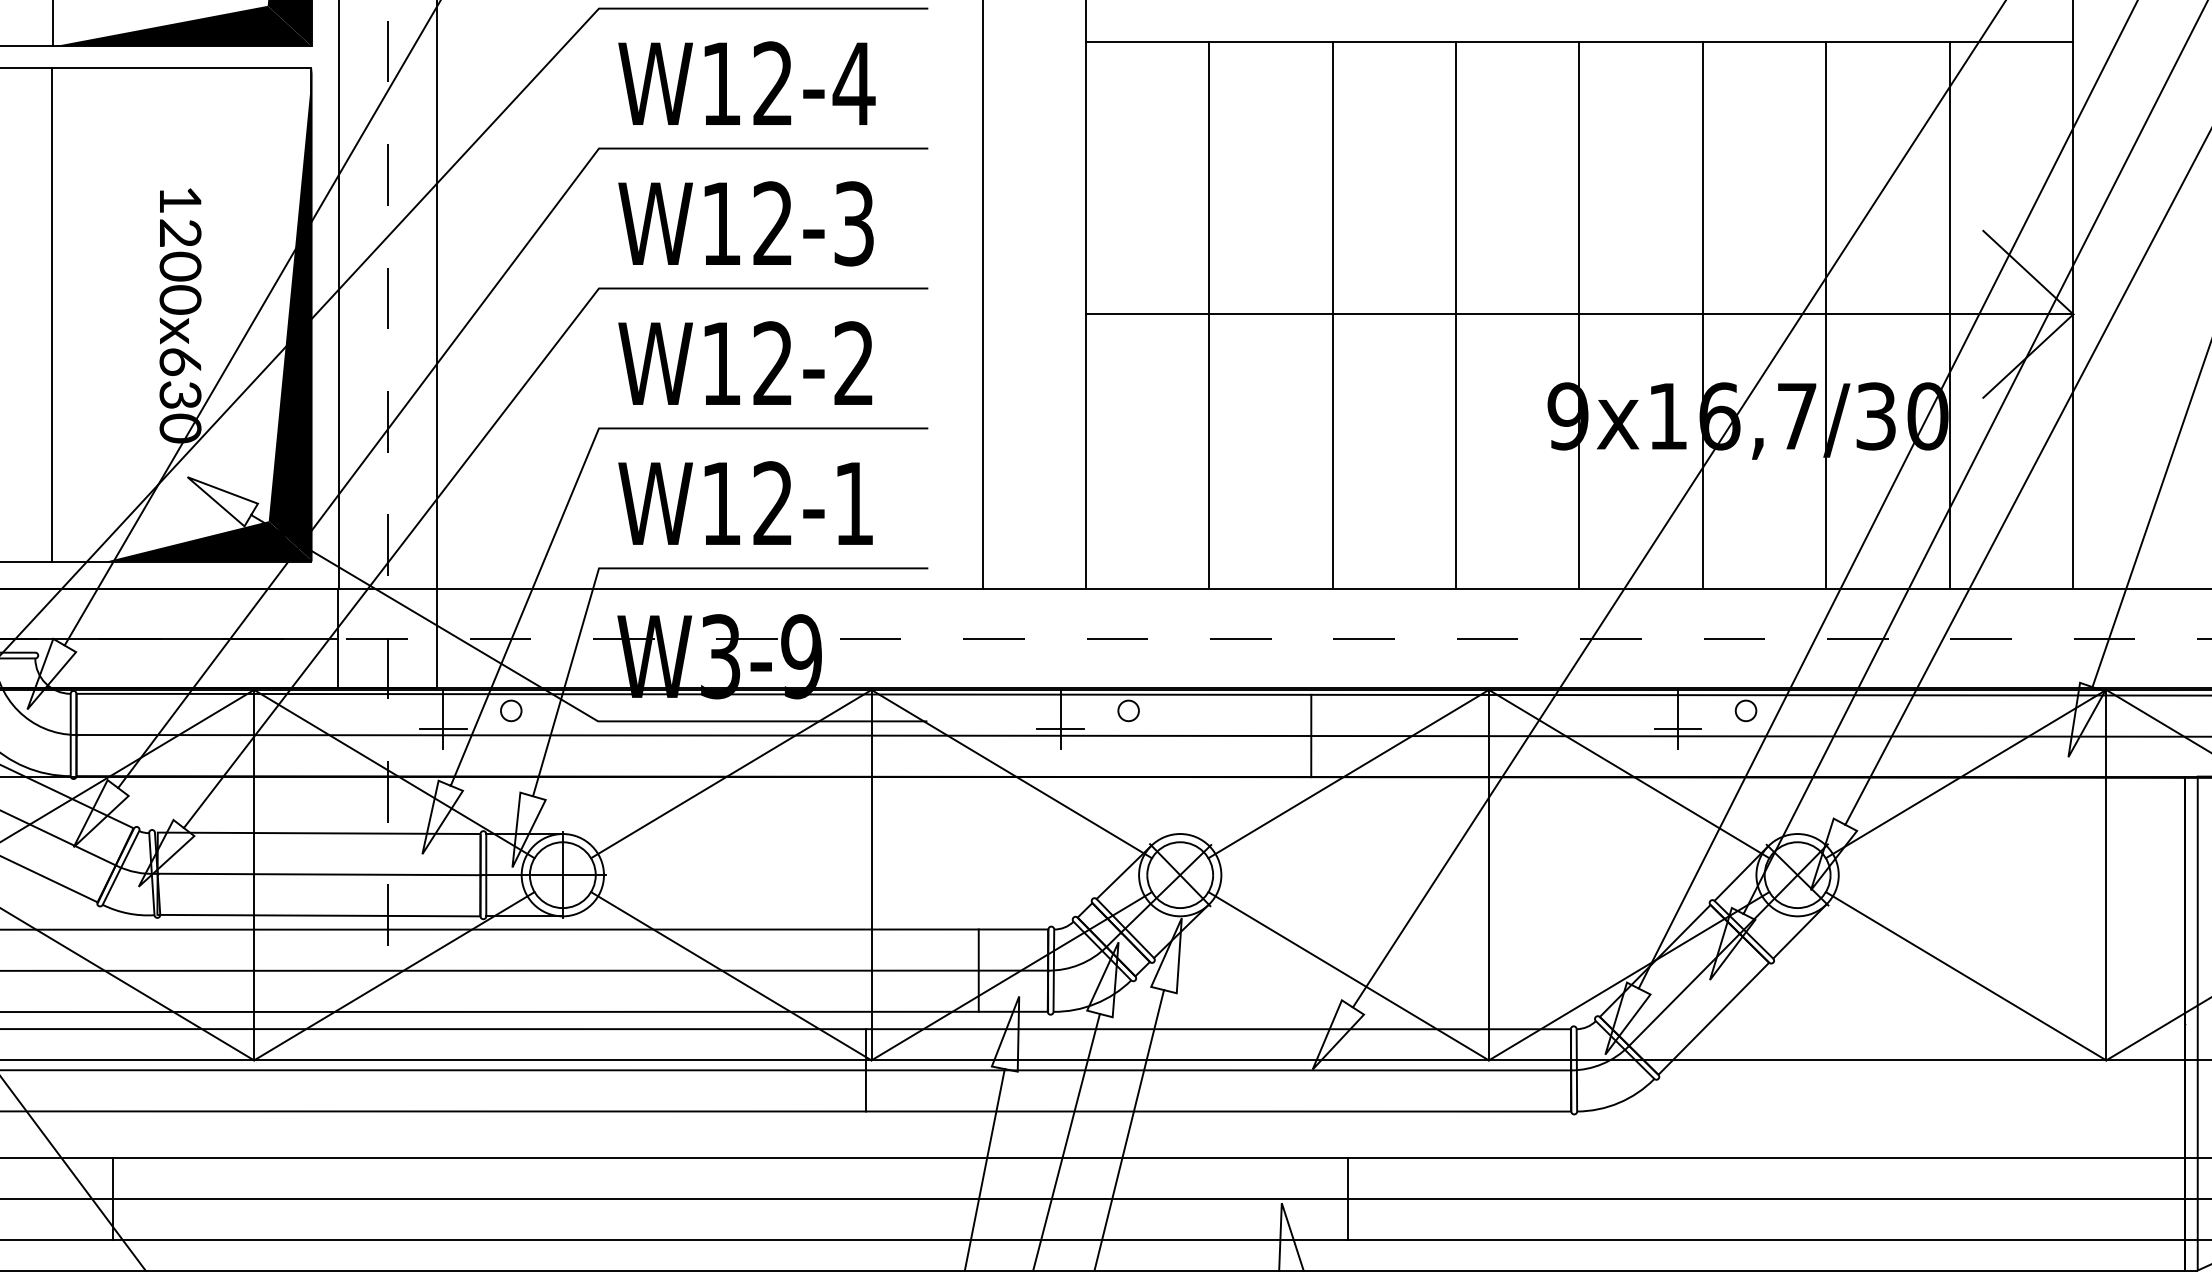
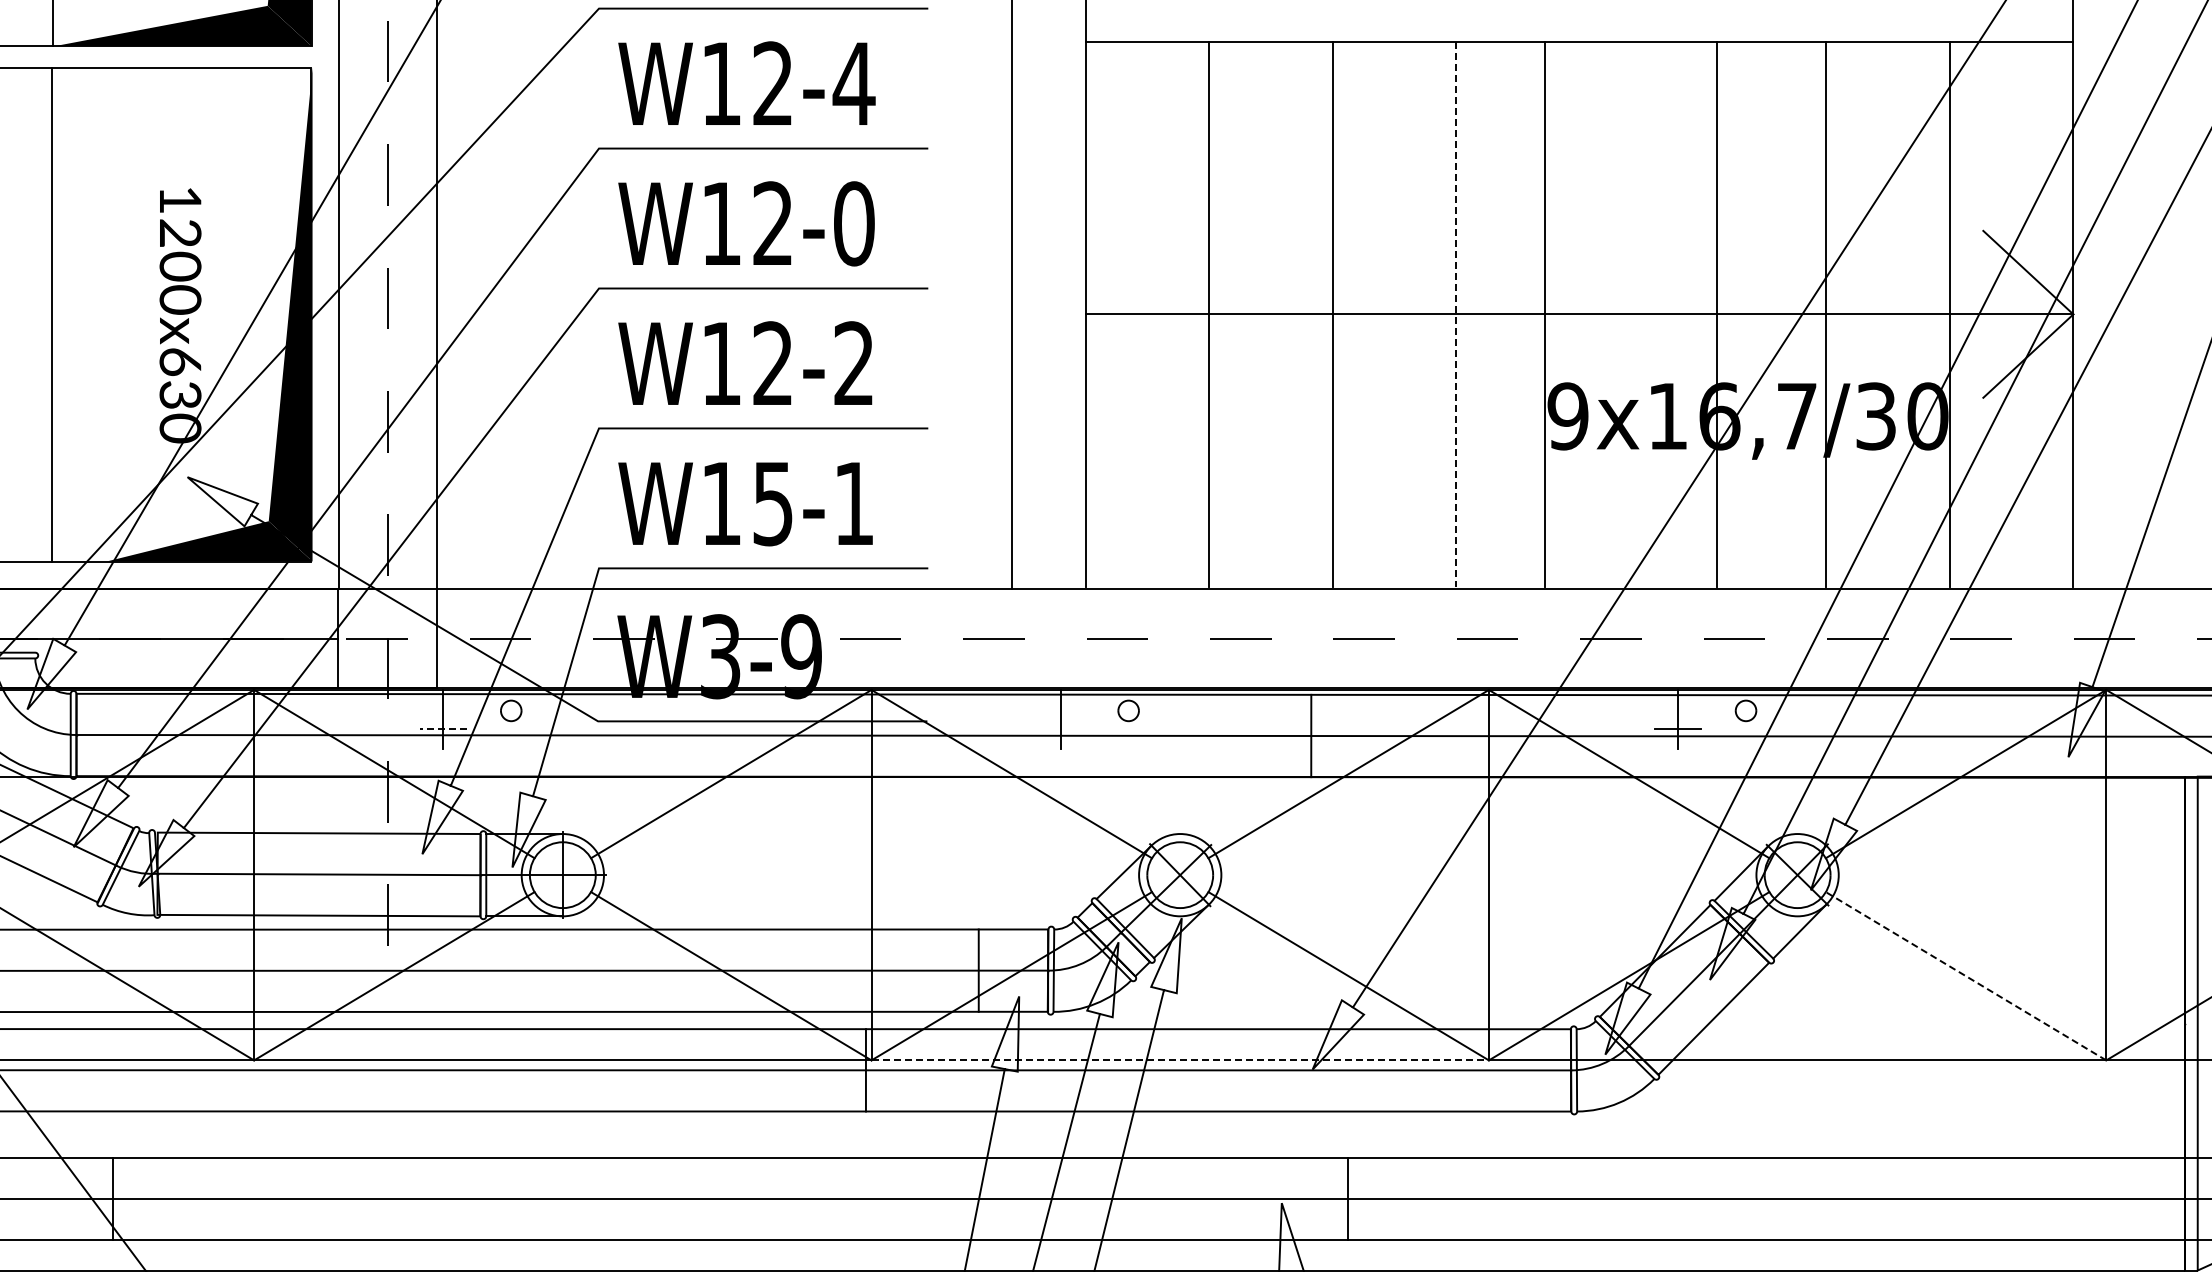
text: W12-3 -> W12-0 (854, 223)
line position: (982, 295) -> (1011, 295) (1011, 295)
line: solid -> dashed (1456, 314)
line position: (1579, 314) -> (1545, 314) (1545, 314)
line position: (1702, 314) -> (1716, 314) (1716, 314)
text: W12-1 -> W15-1 (772, 503)
line: solid -> dashed (442, 729)
line: present -> none (1060, 729)
line: solid -> dashed (1966, 976)
line: solid -> dashed (1180, 1060)
